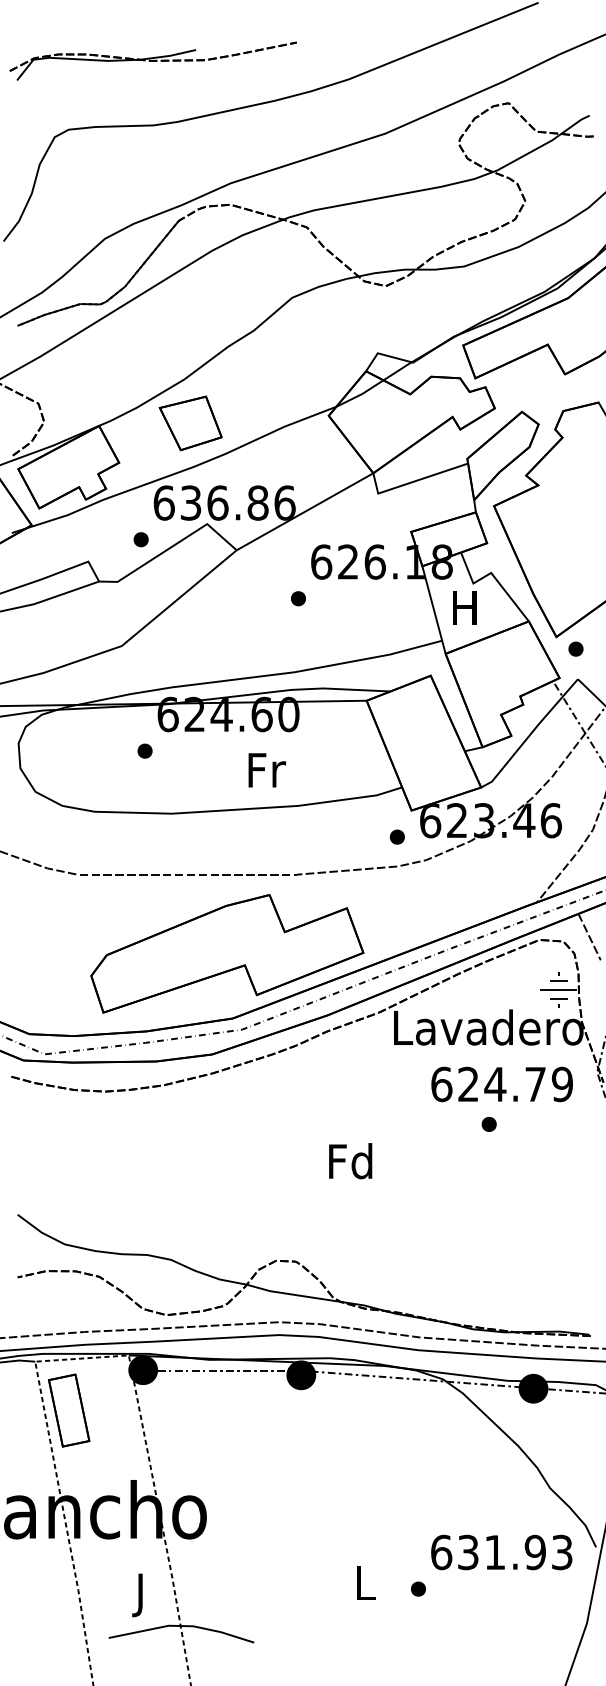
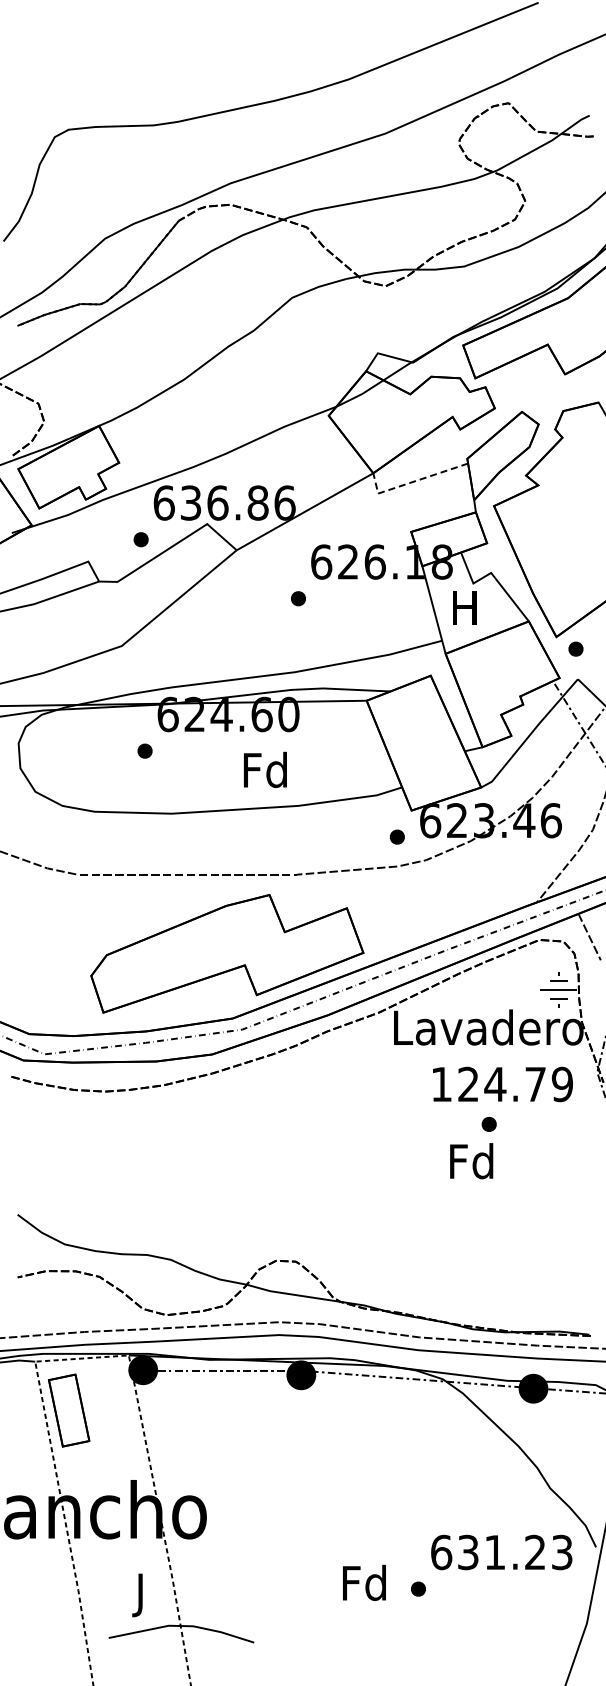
part: present -> none (152, 60)
part: present -> none (190, 423)
line: solid -> dashed (412, 482)
text: Fr -> Fd (264, 769)
text: 624.79 -> 124.79 (441, 1084)
text position: (350, 1161) -> (471, 1161) (471, 1161)
text: 631.93 -> 631.23 (534, 1552)
text: L -> Fd (364, 1582)
